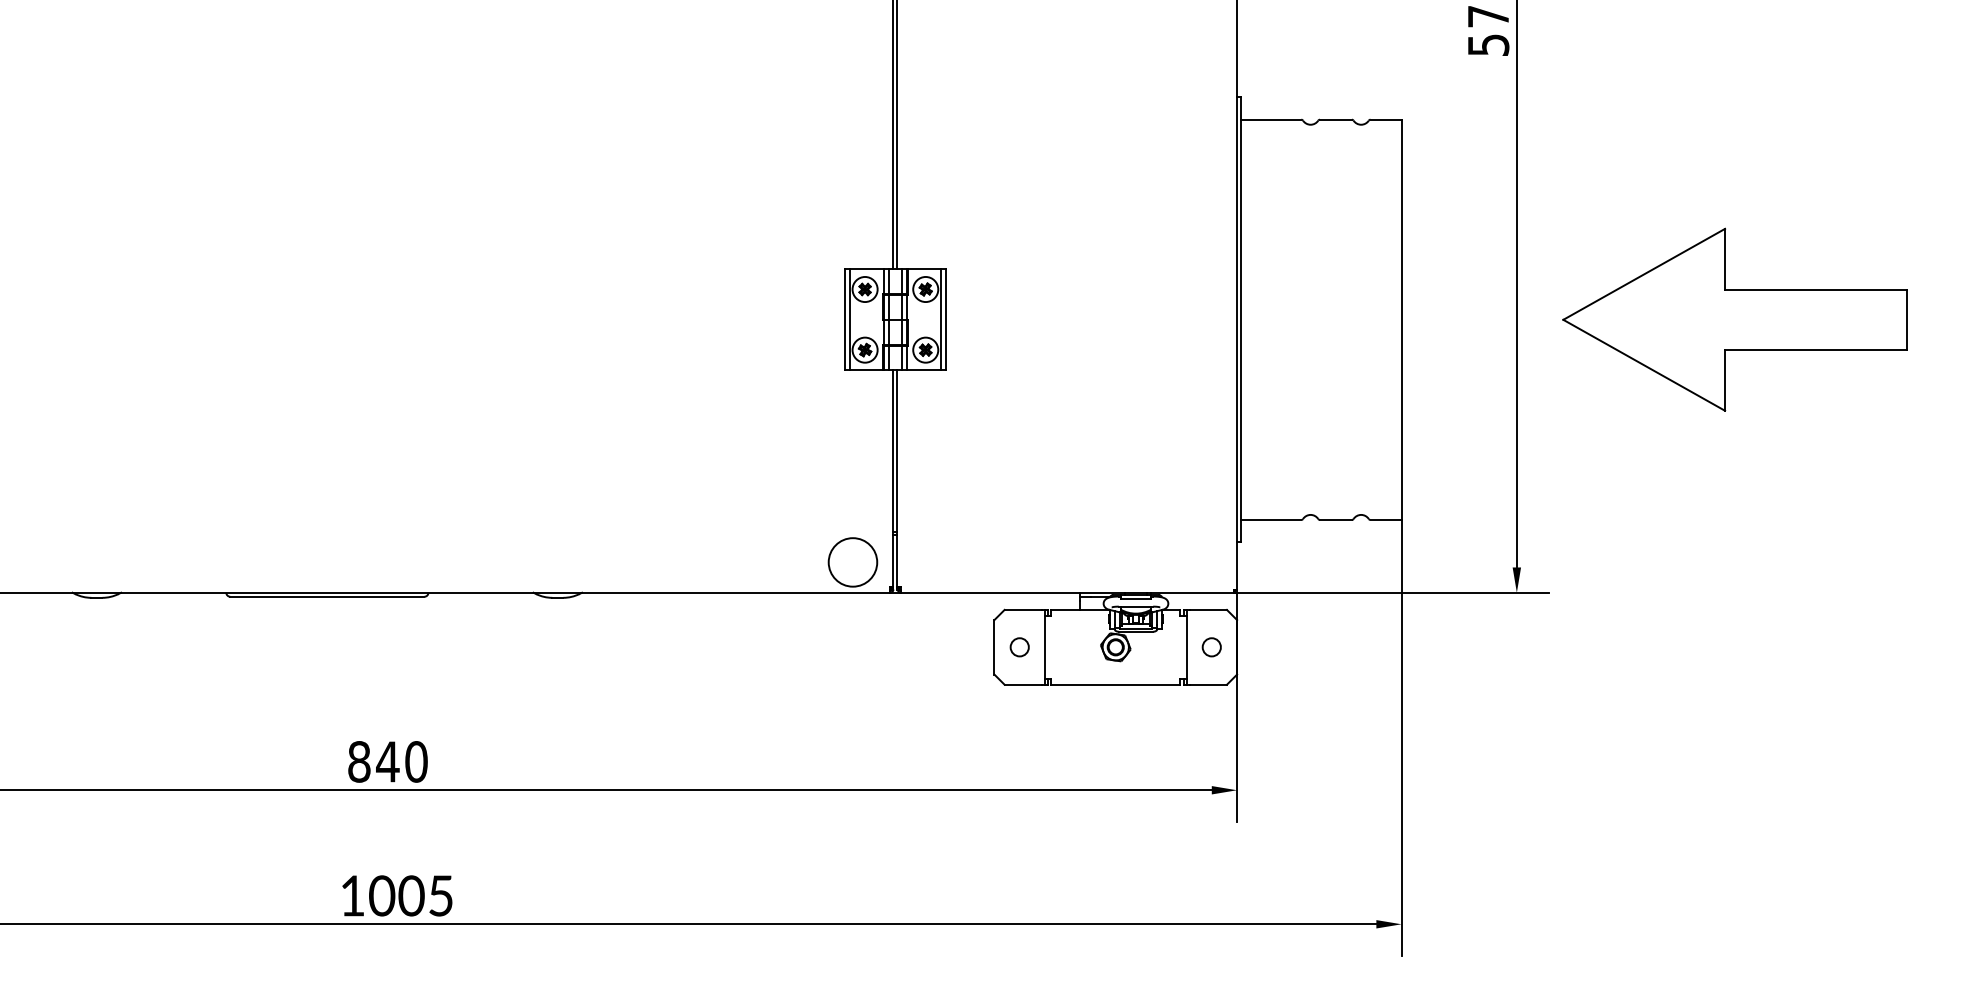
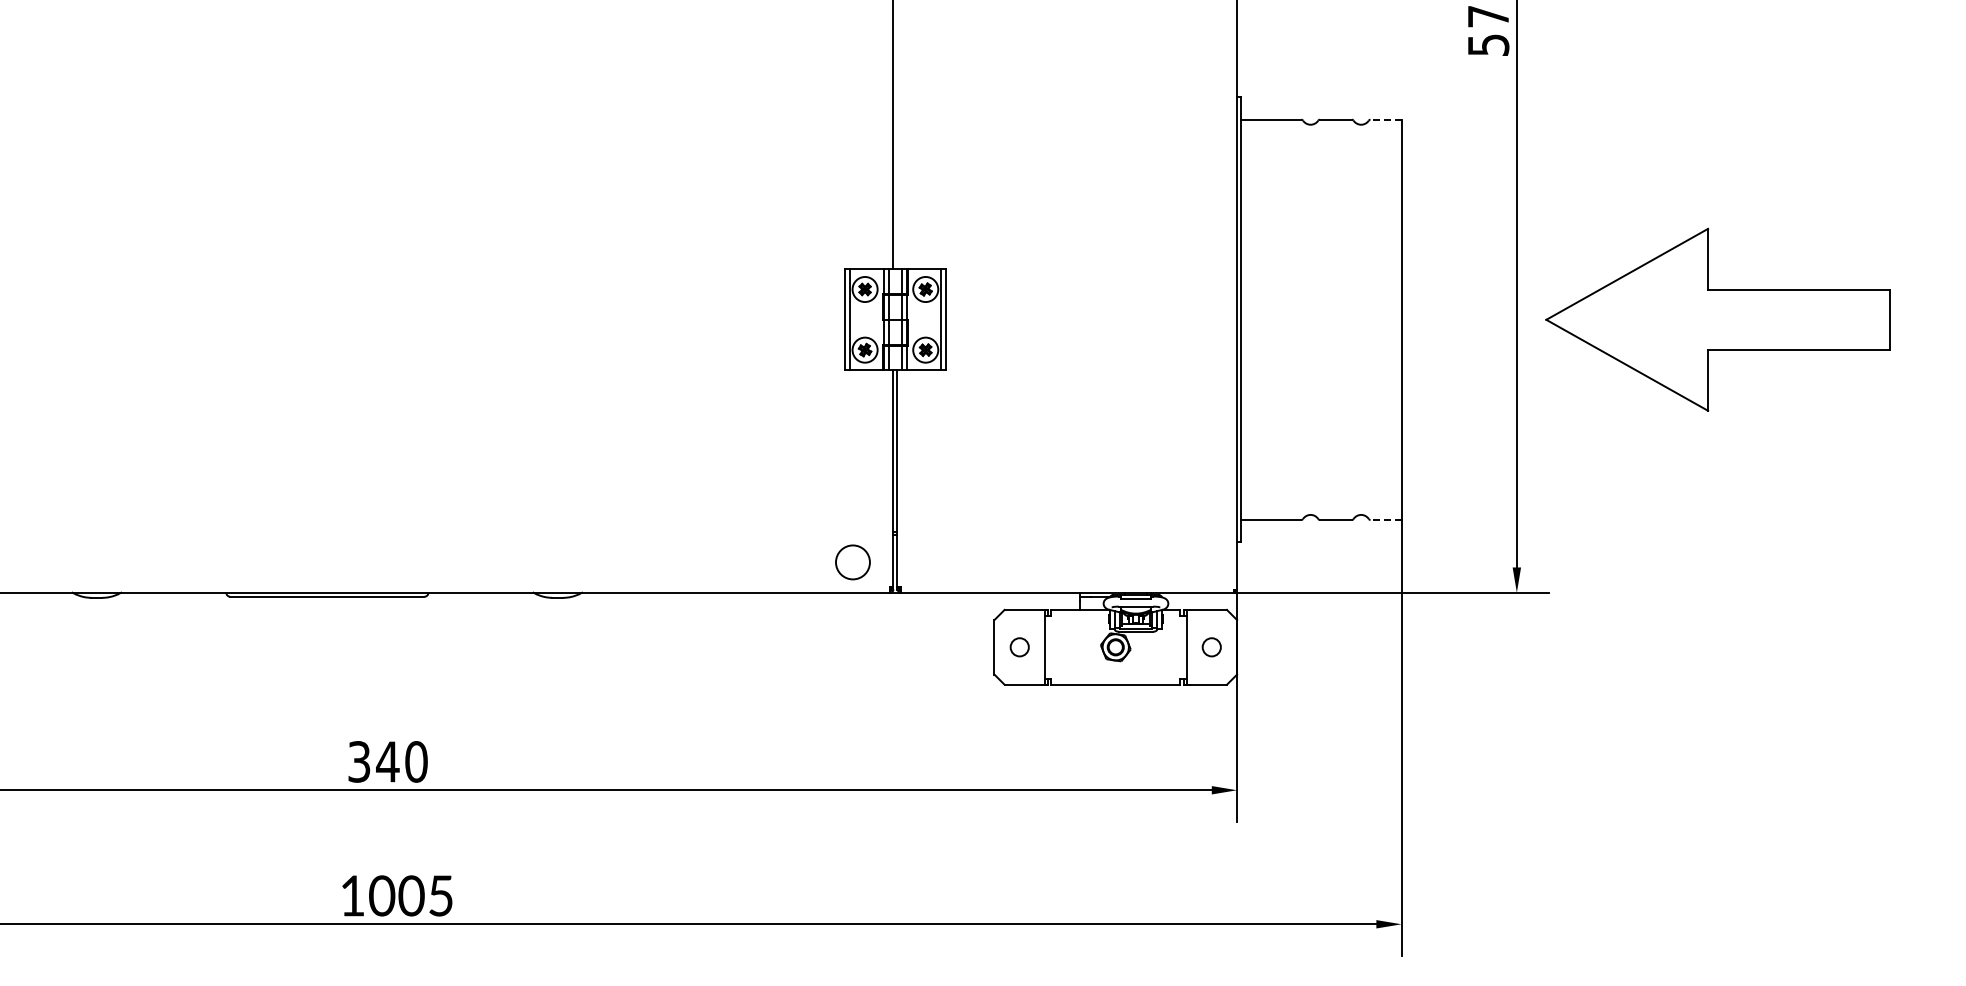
line: solid -> dashed (1386, 119)
line: present -> none (897, 135)
part position: (1734, 319) -> (1717, 319) (1717, 319)
line: solid -> dashed (1386, 519)
circle diameter: 49 px -> 34 px (852, 562)
text: 840 -> 340 (359, 761)
